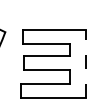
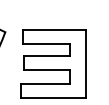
line: dashed -> solid (85, 63)
